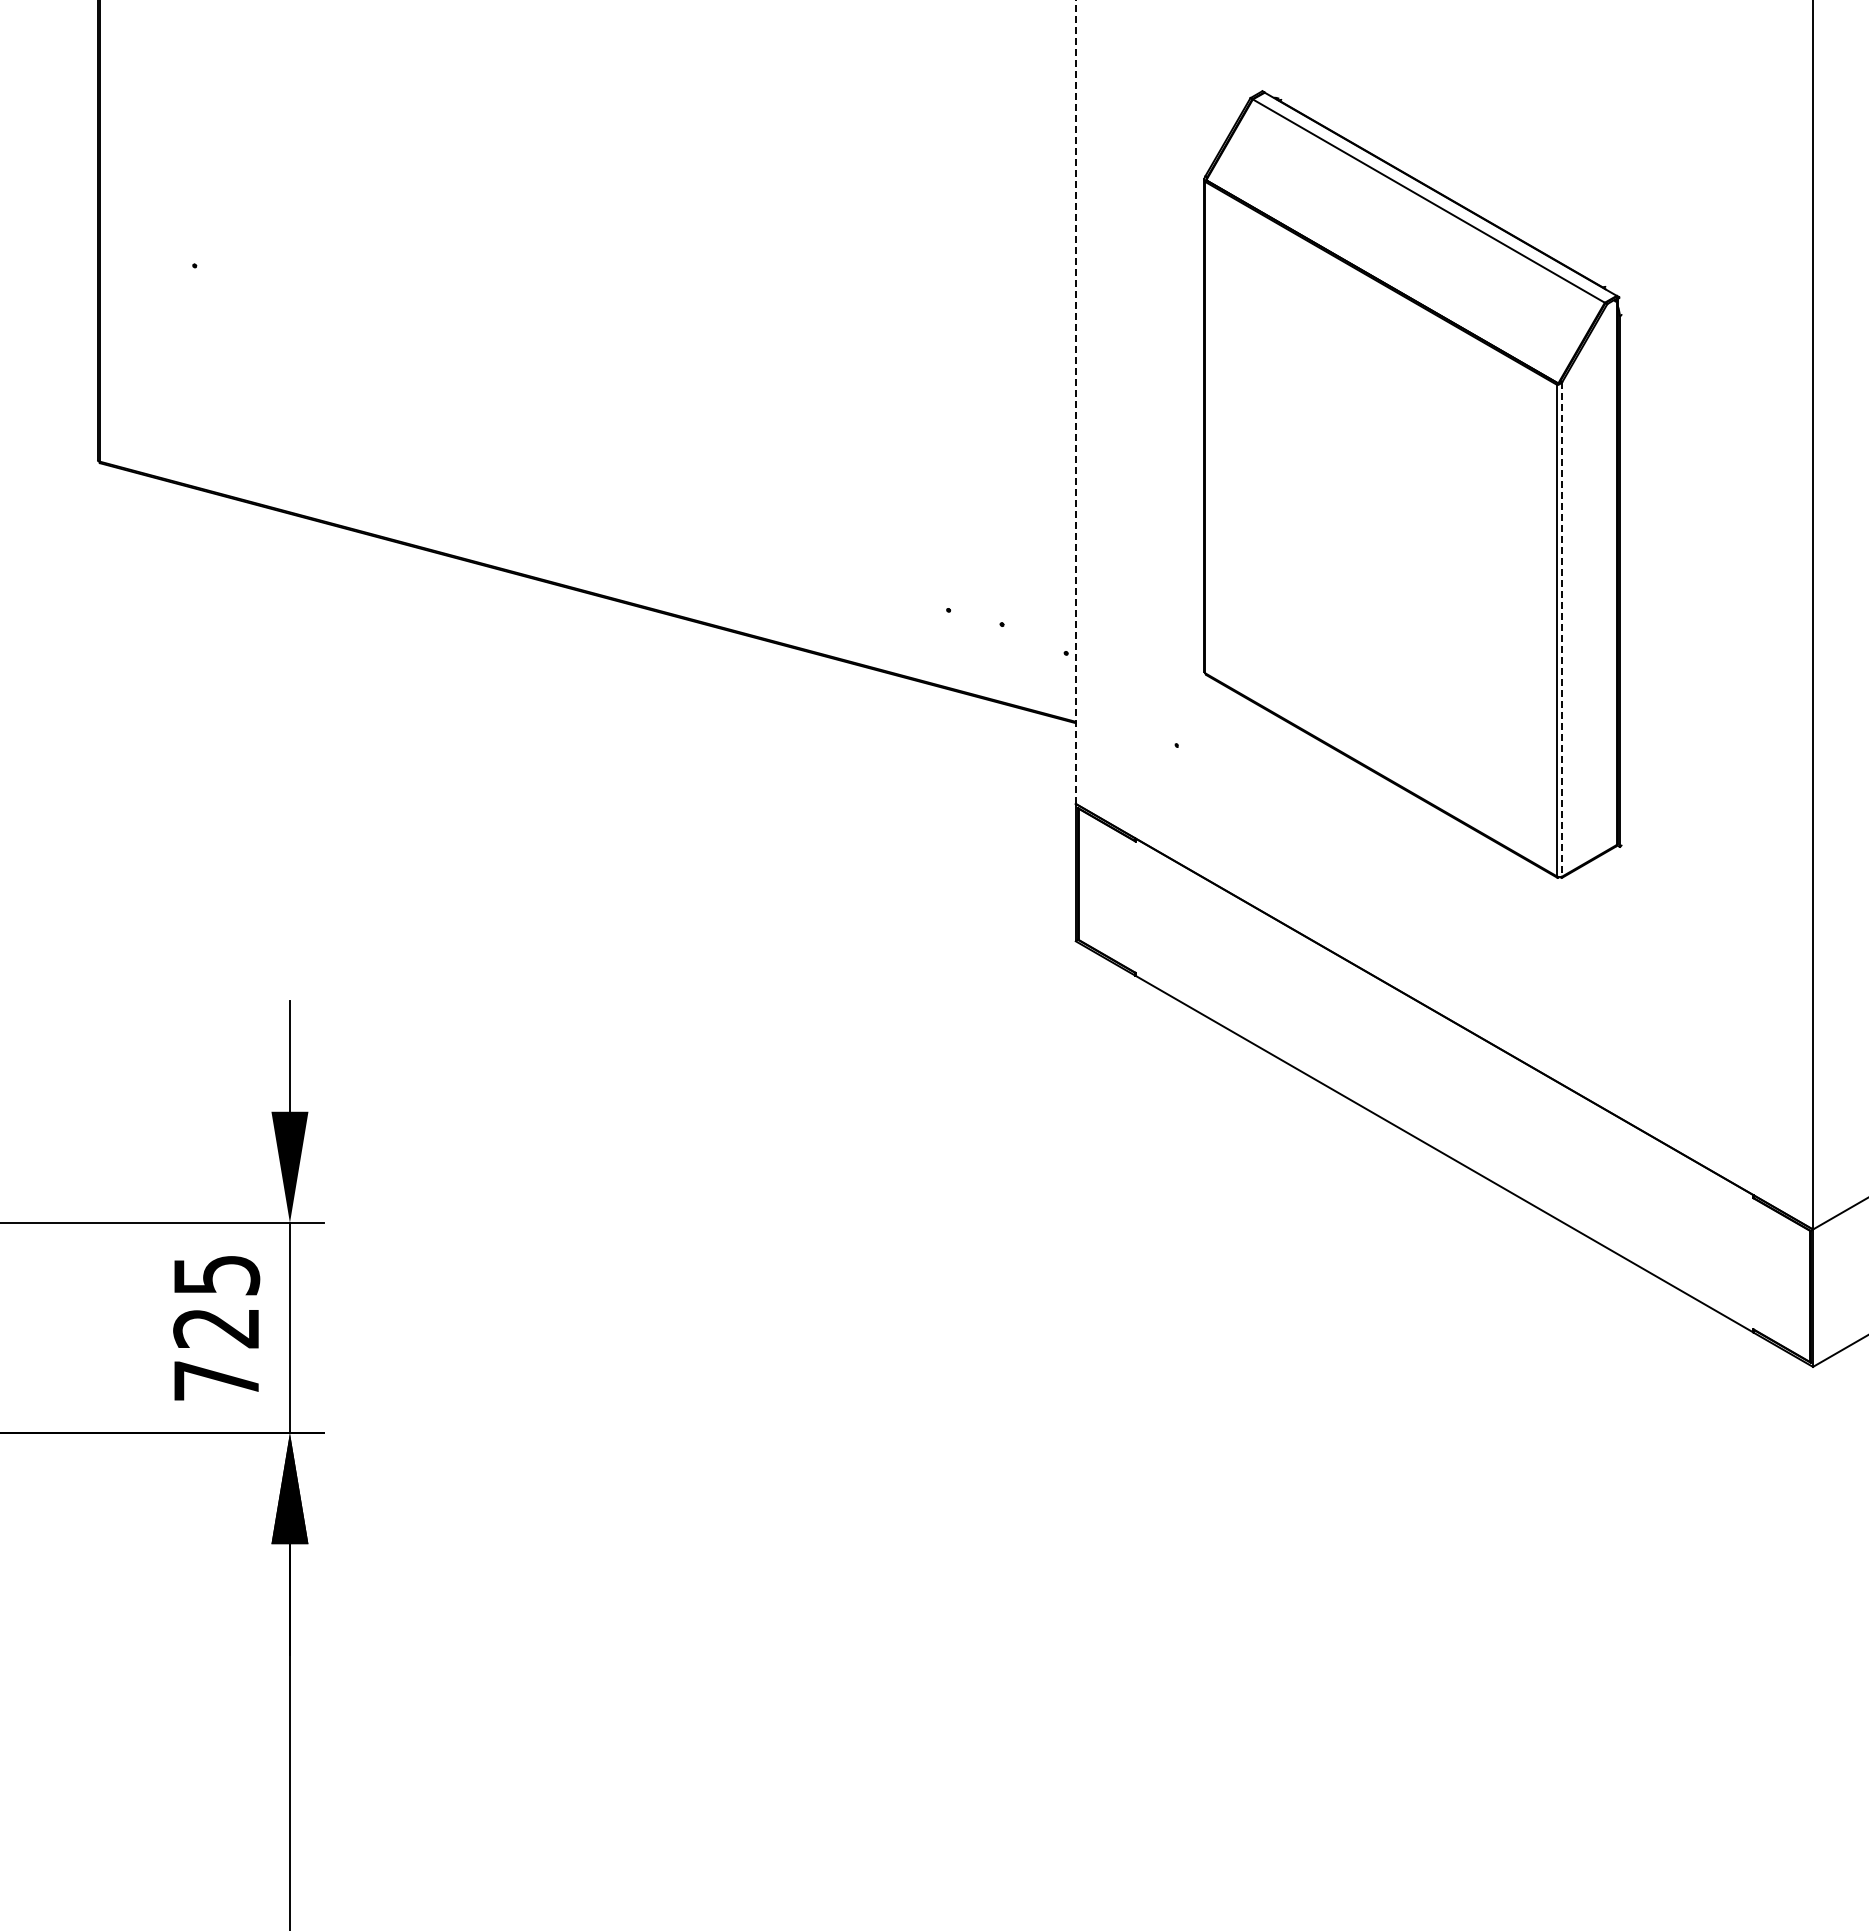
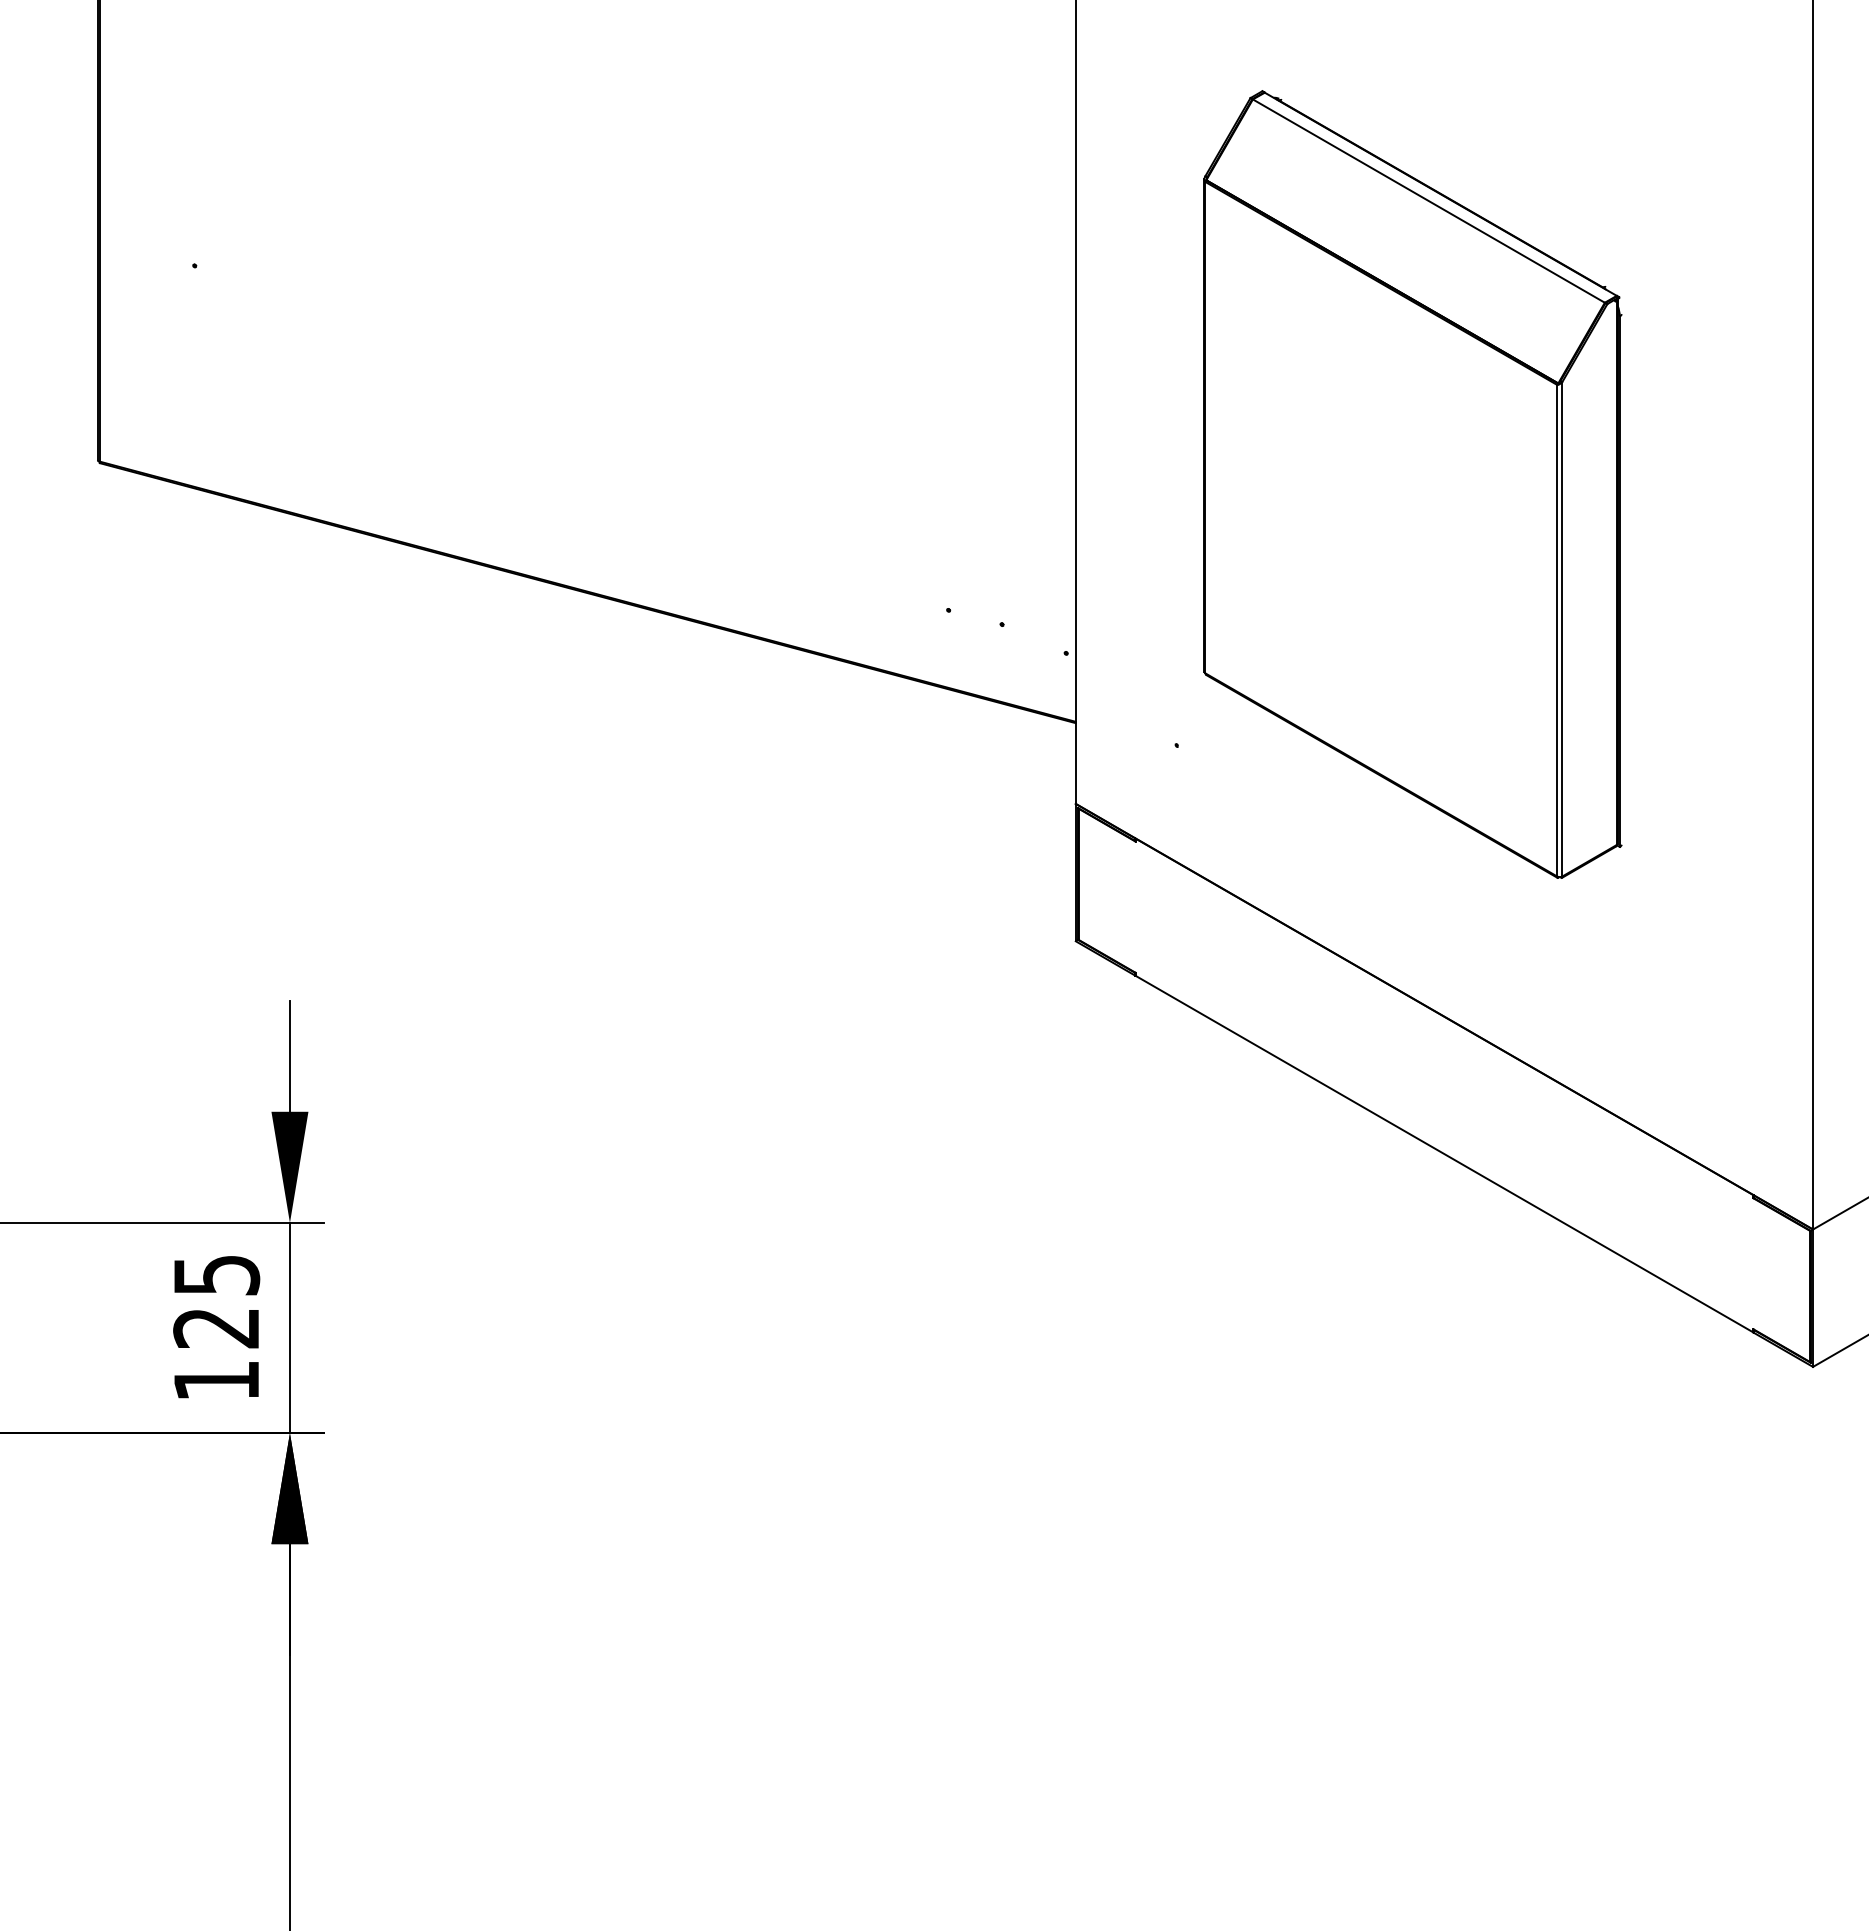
line: dashed -> solid (1075, 402)
line: dashed -> solid (1562, 629)
text: 725 -> 125 (216, 1380)
